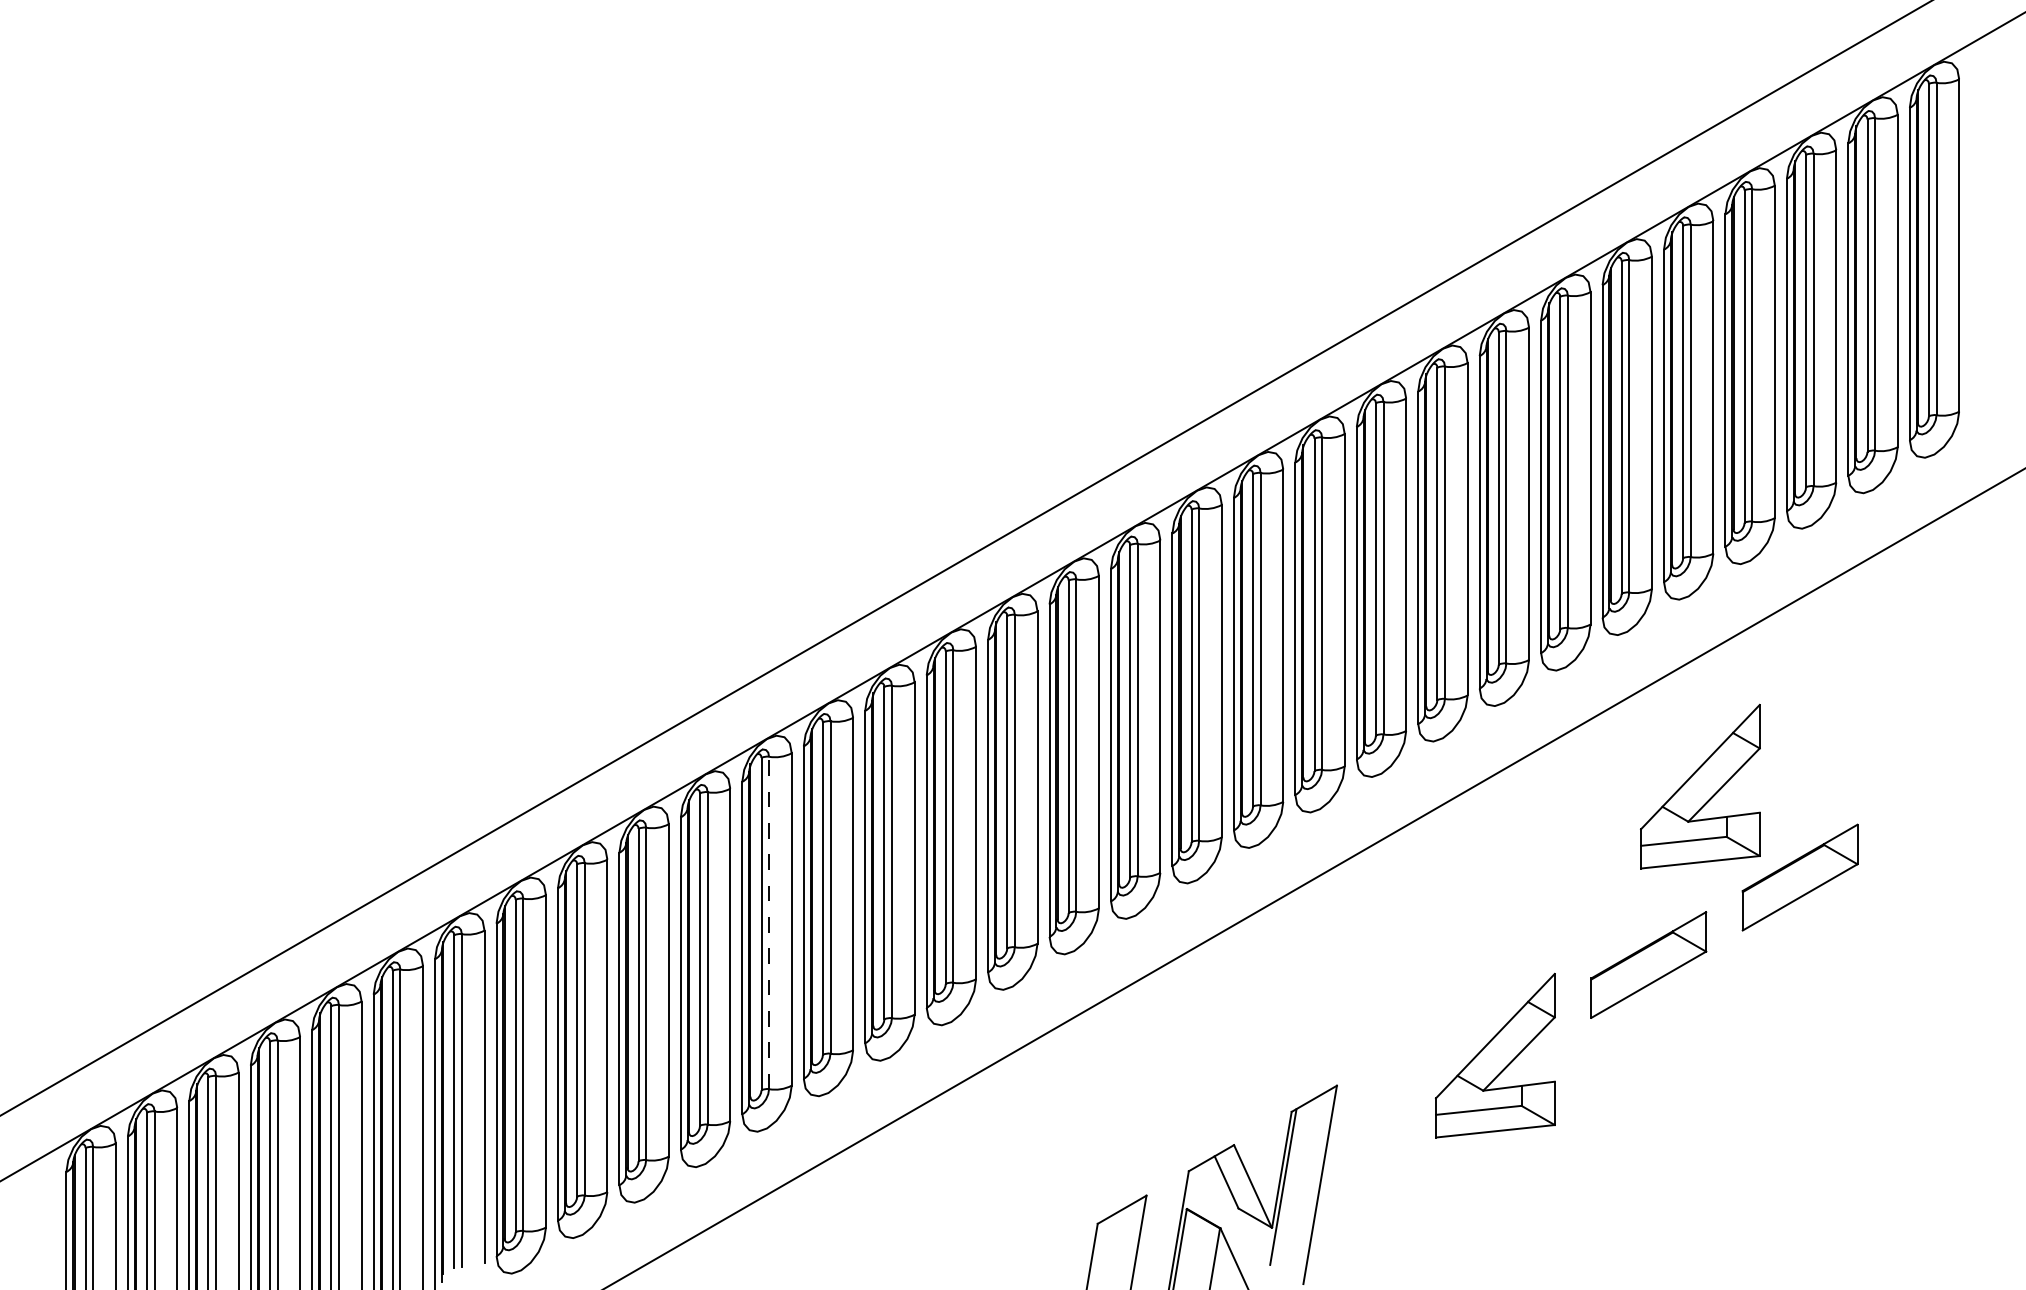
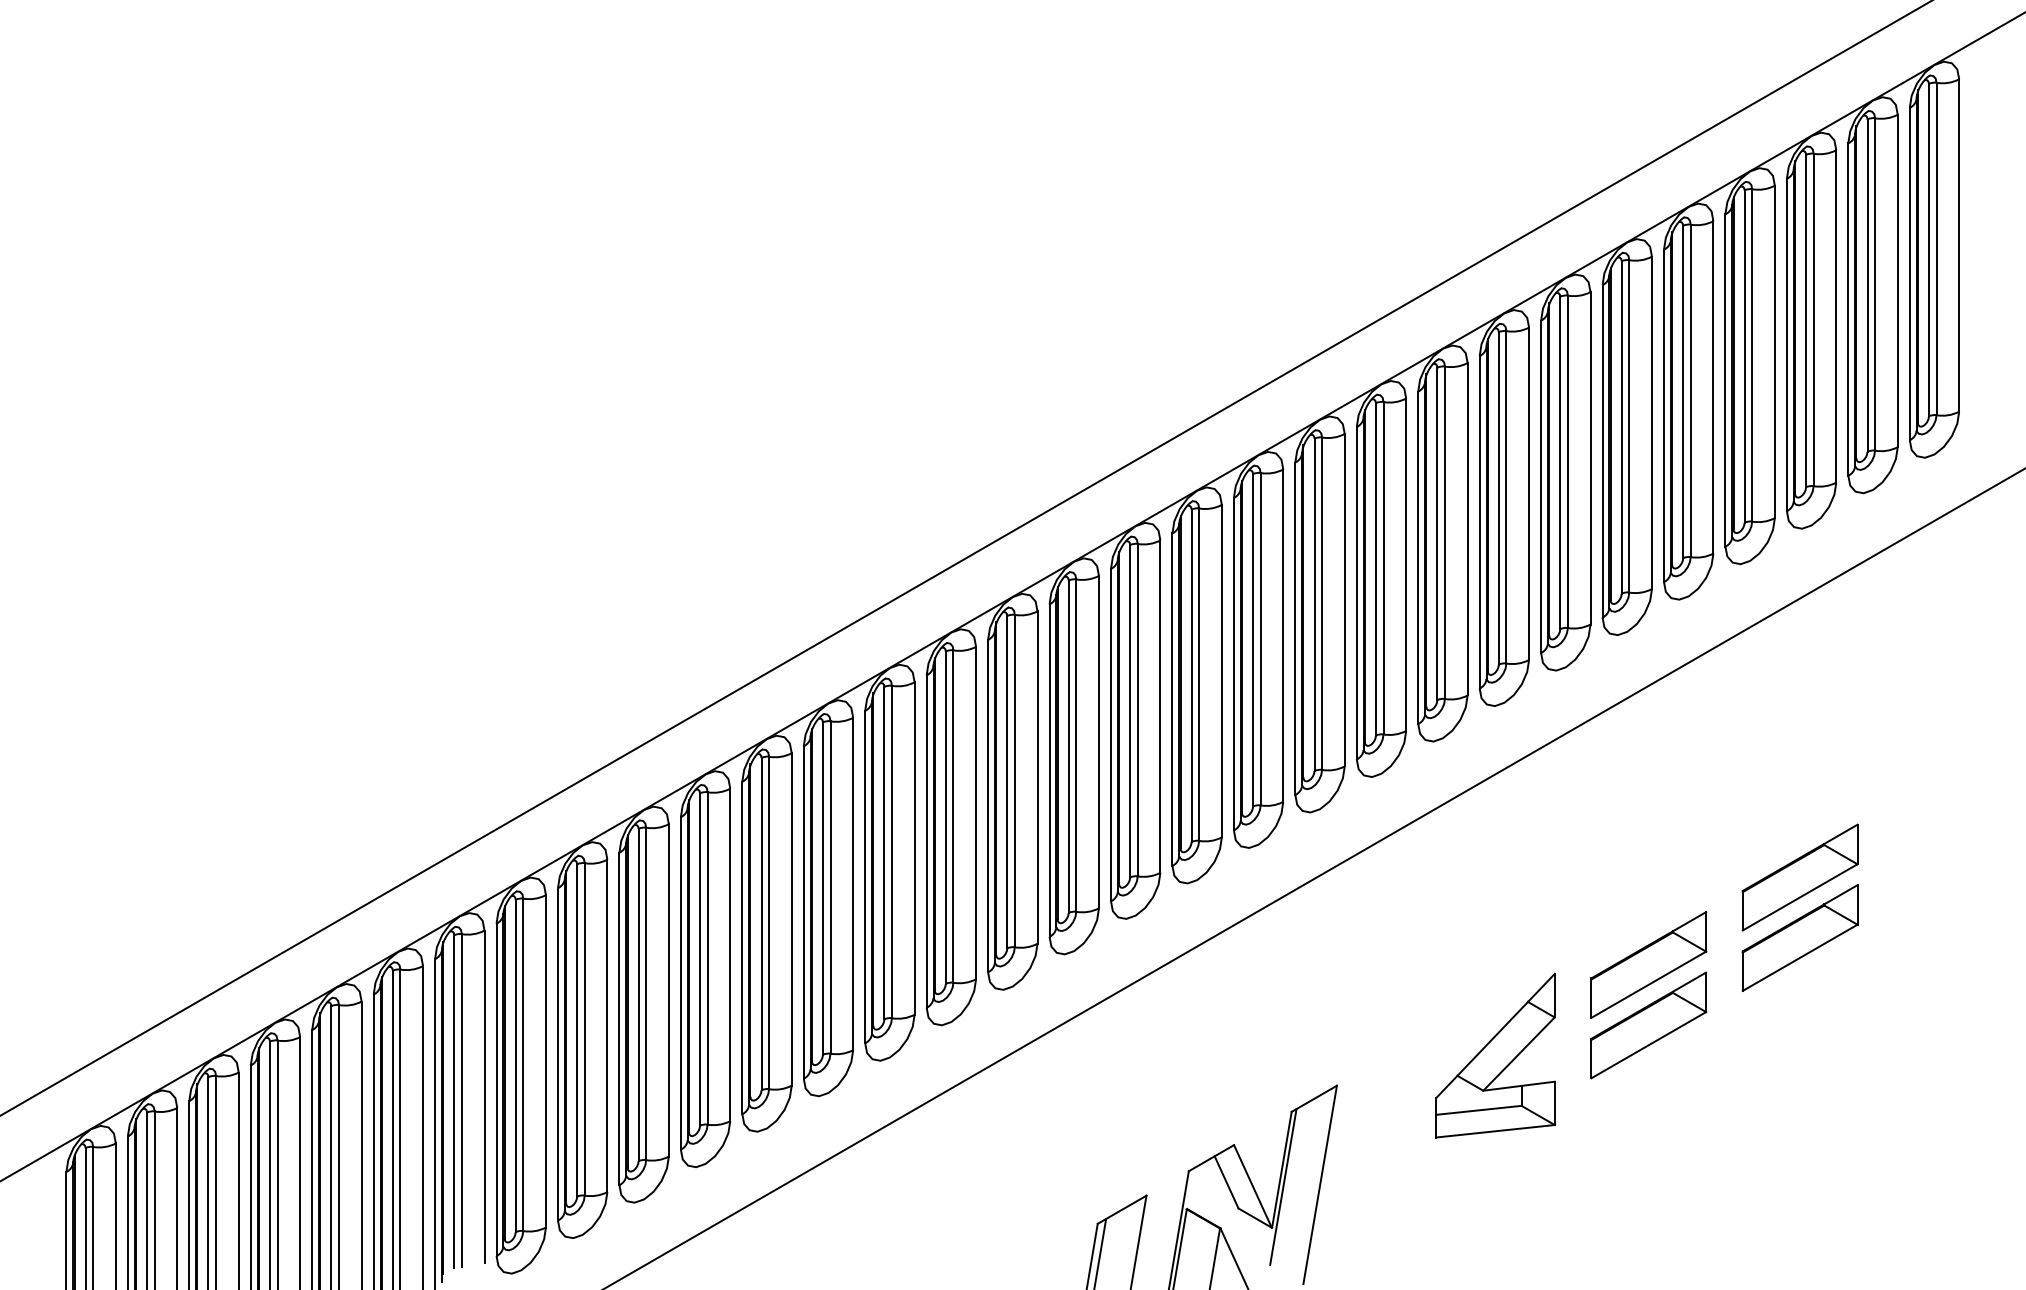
part: present -> none (1700, 786)
line: dashed -> solid (769, 922)
part: none -> present (1799, 937)
part: none -> present (1648, 1025)
line: none -> present (1100, 1252)
